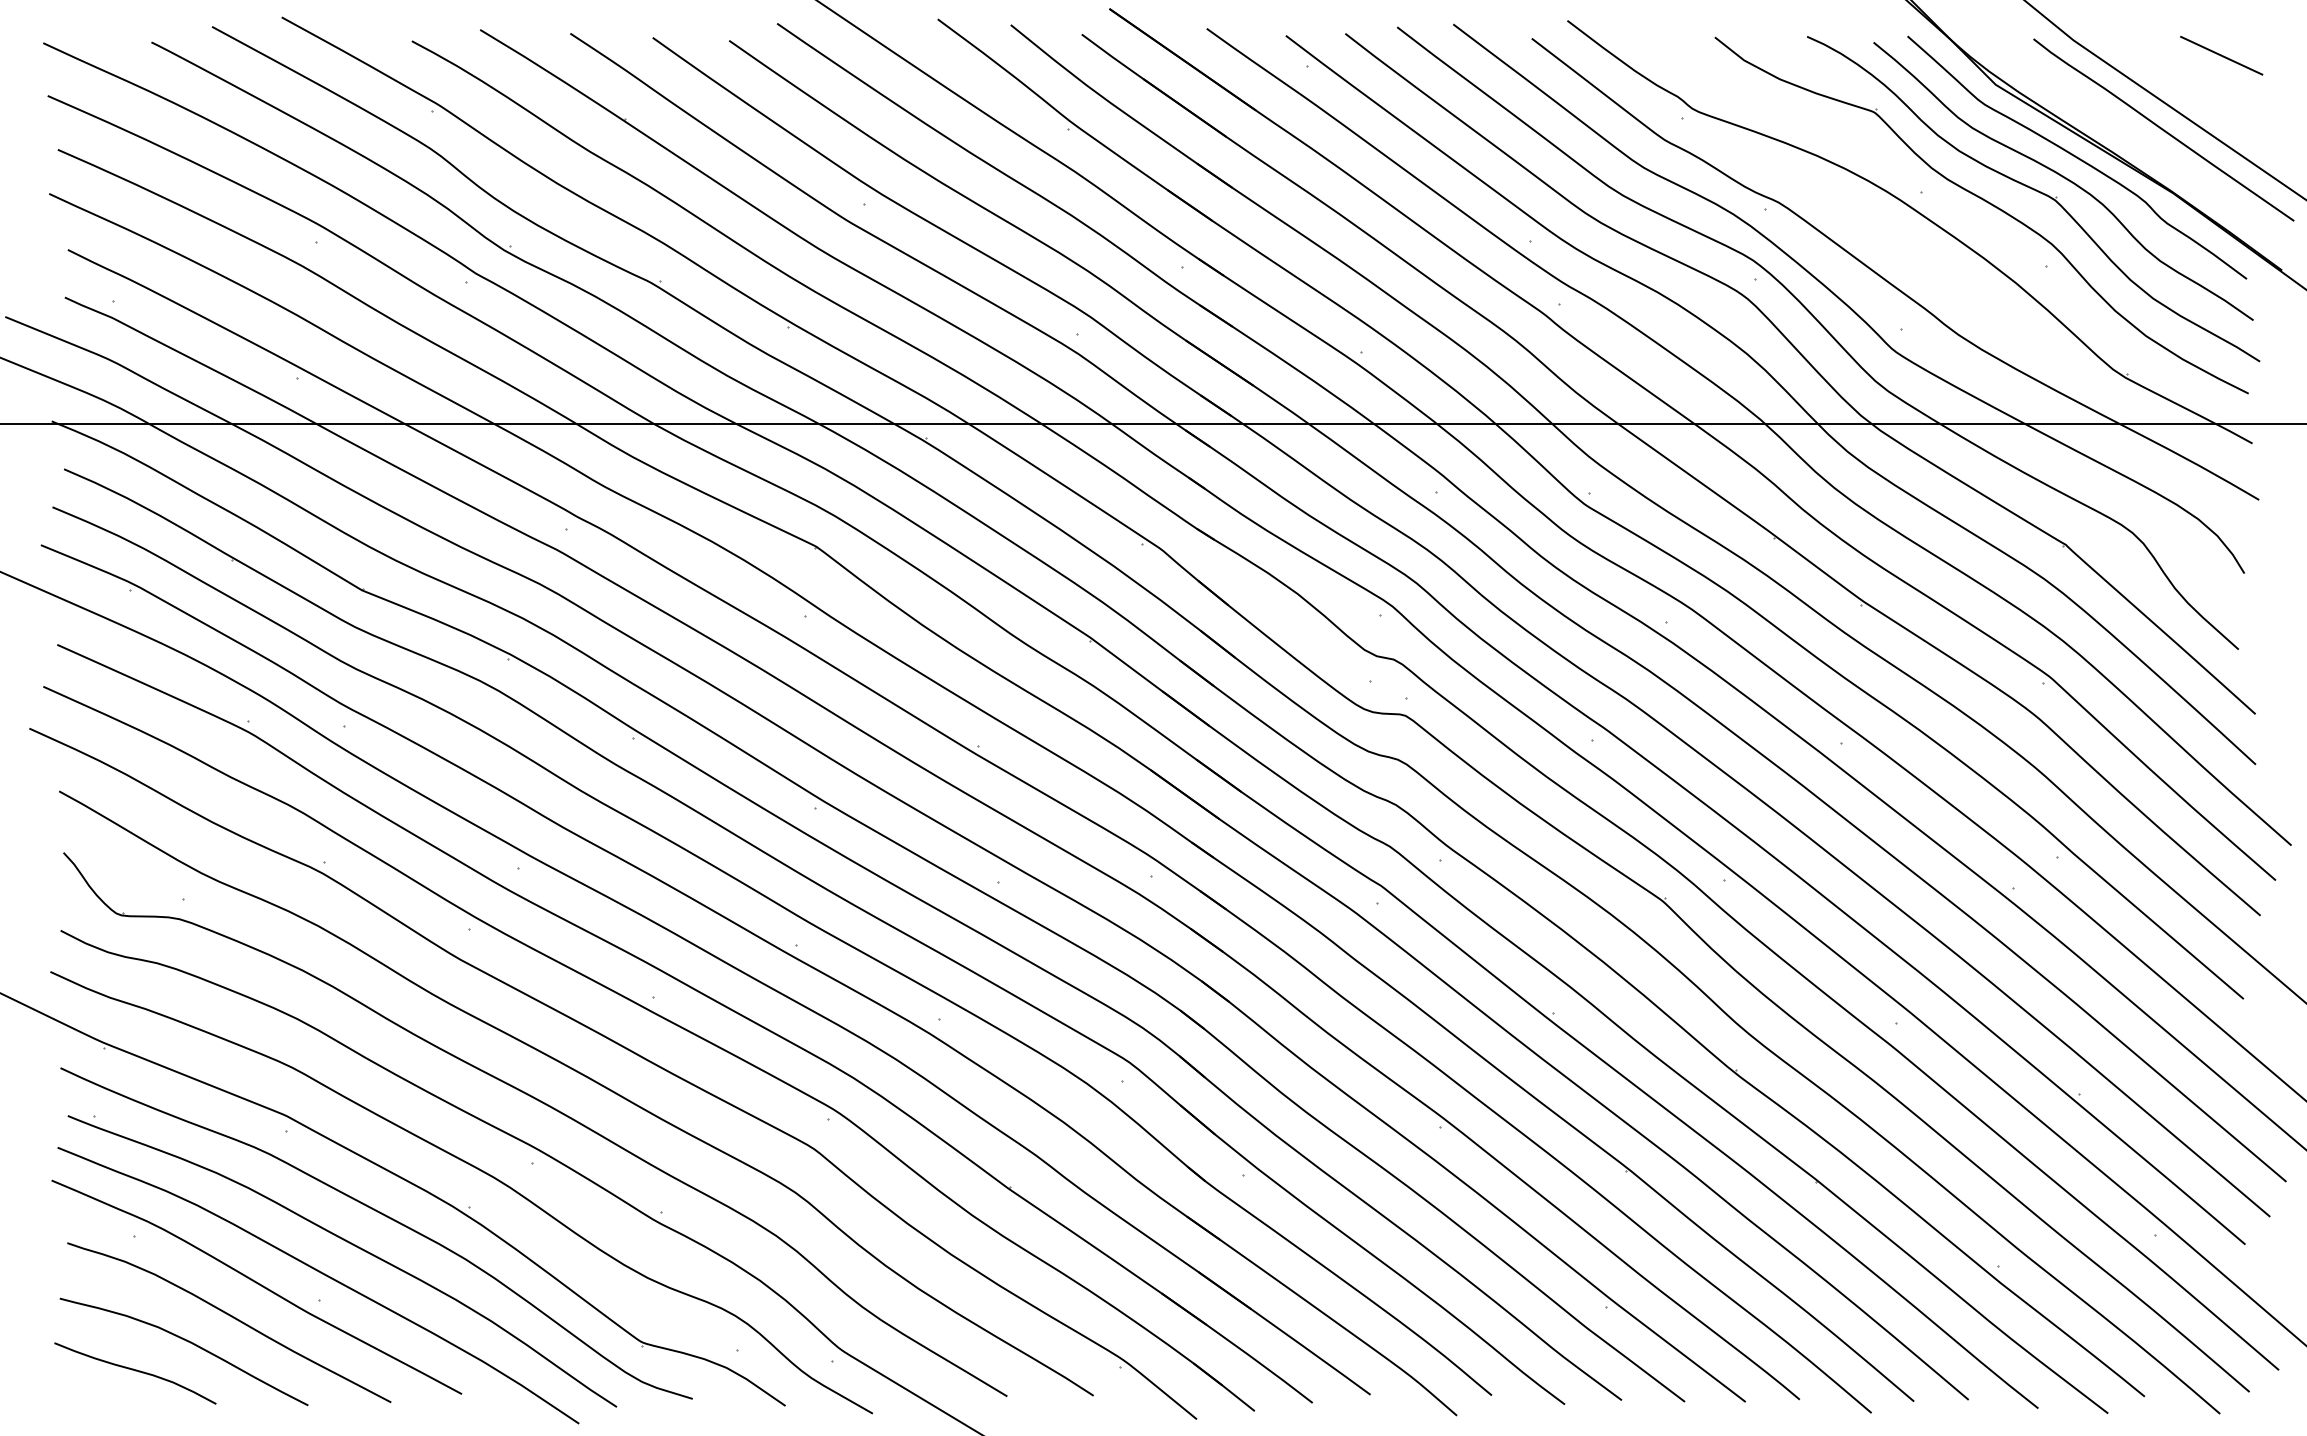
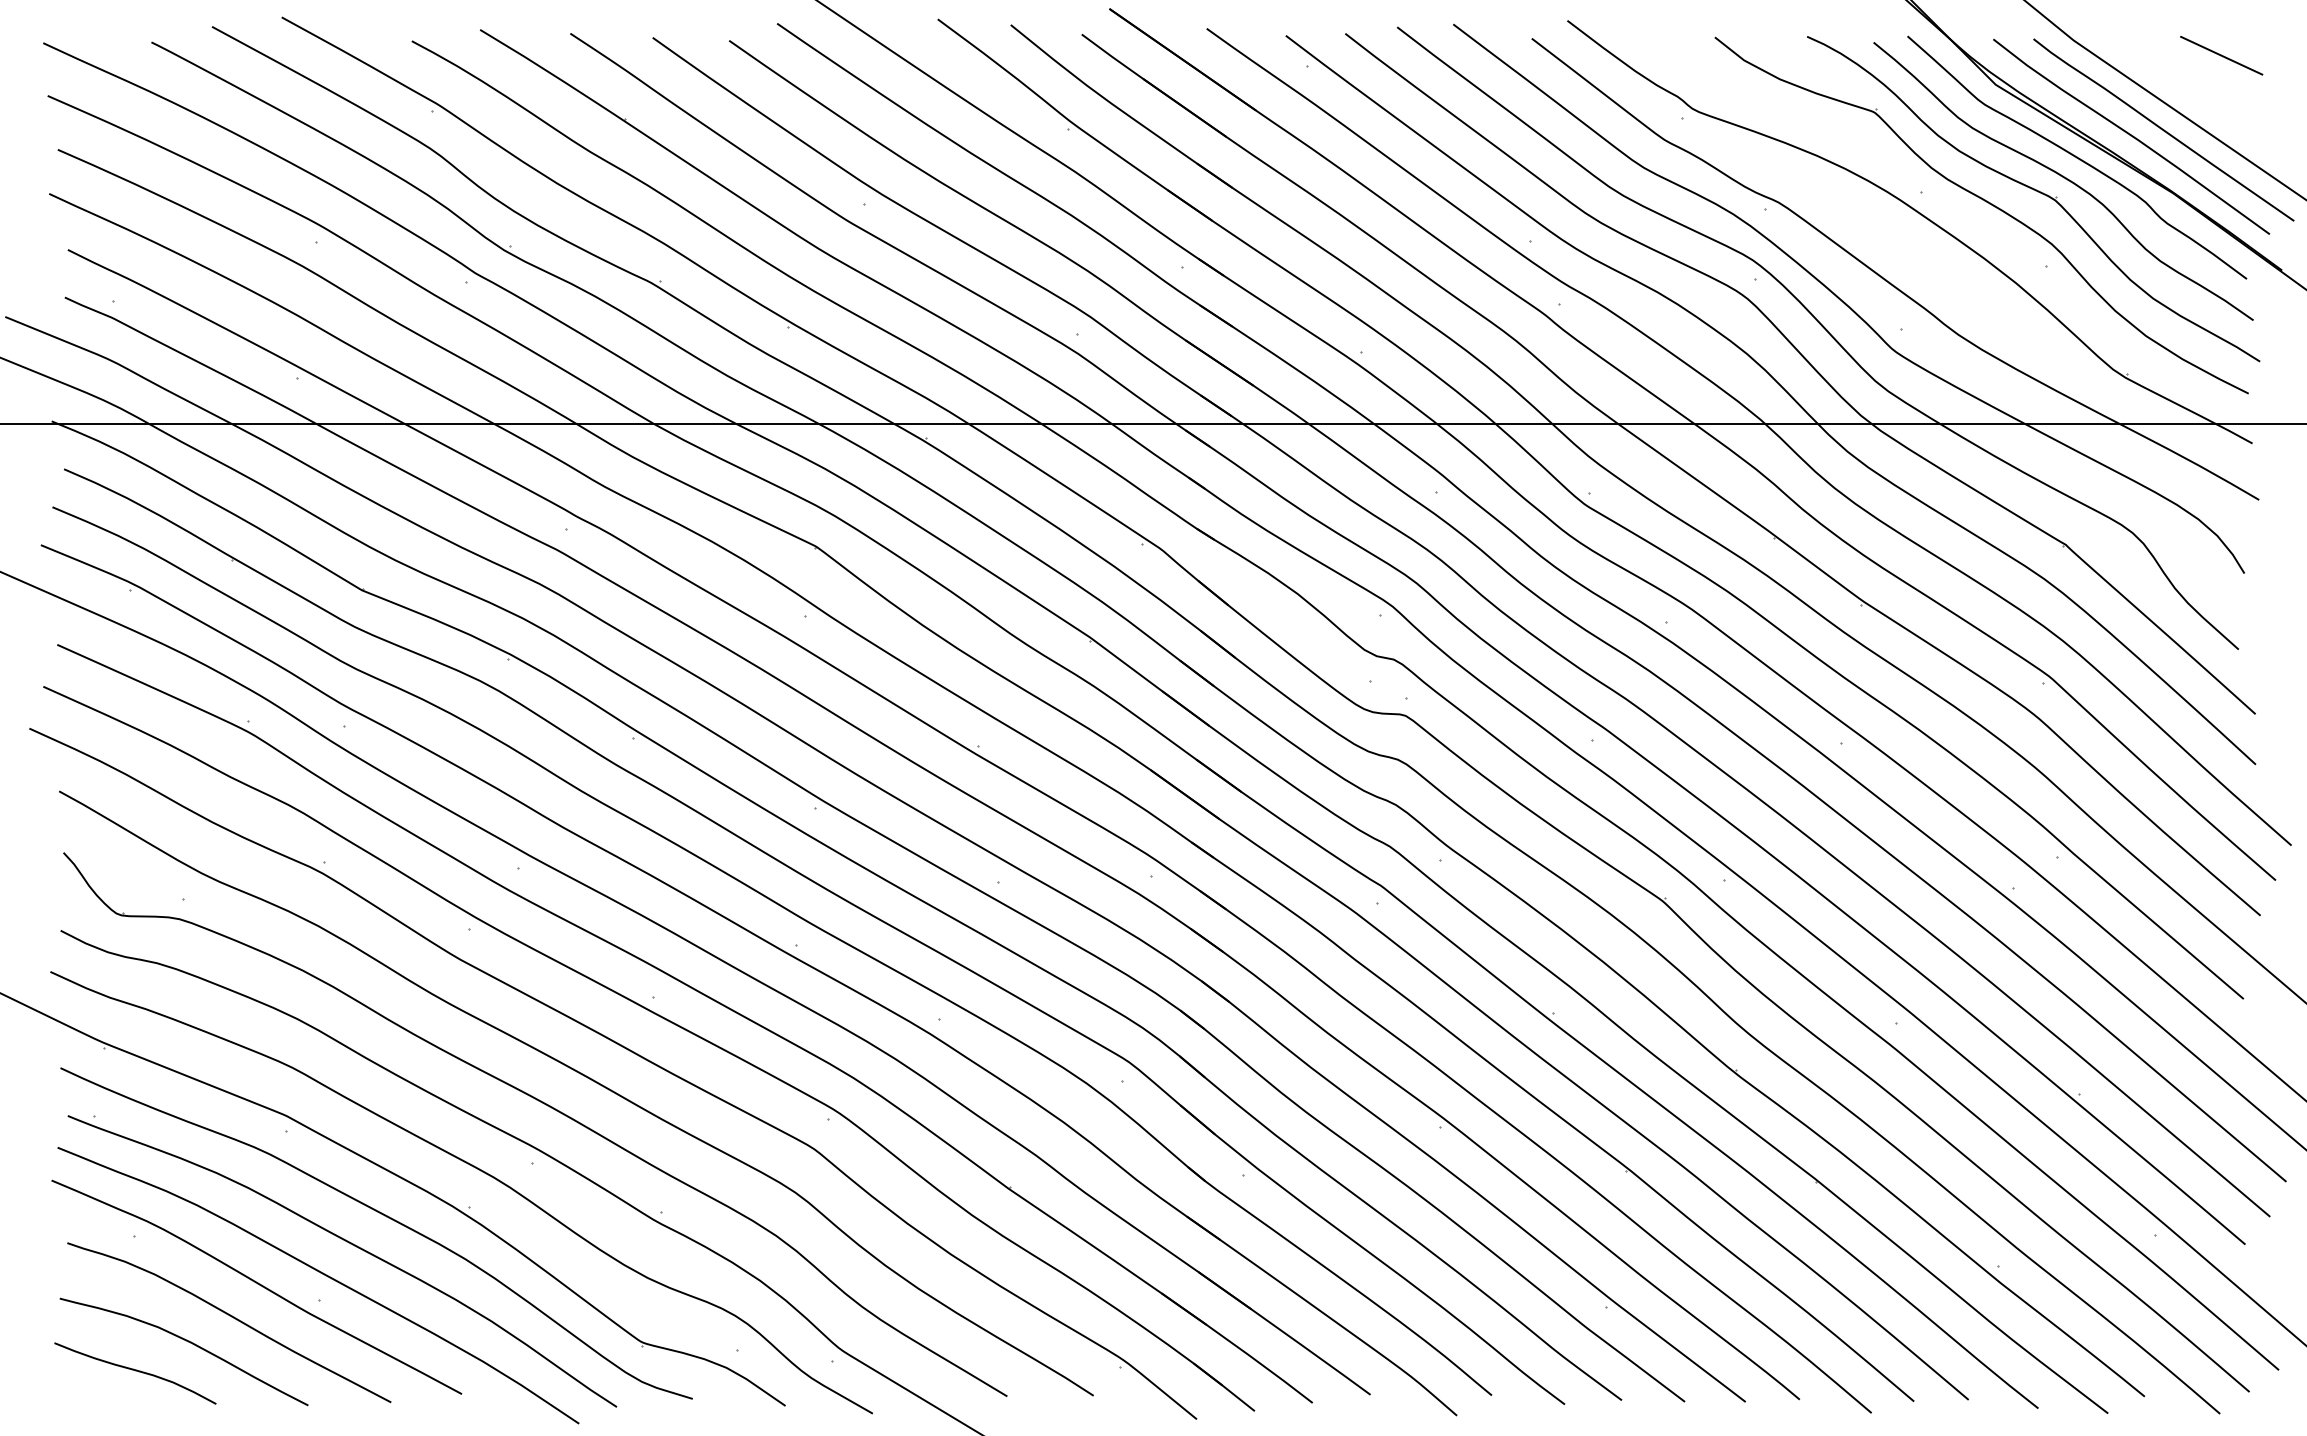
curve: none -> present (2131, 136)
